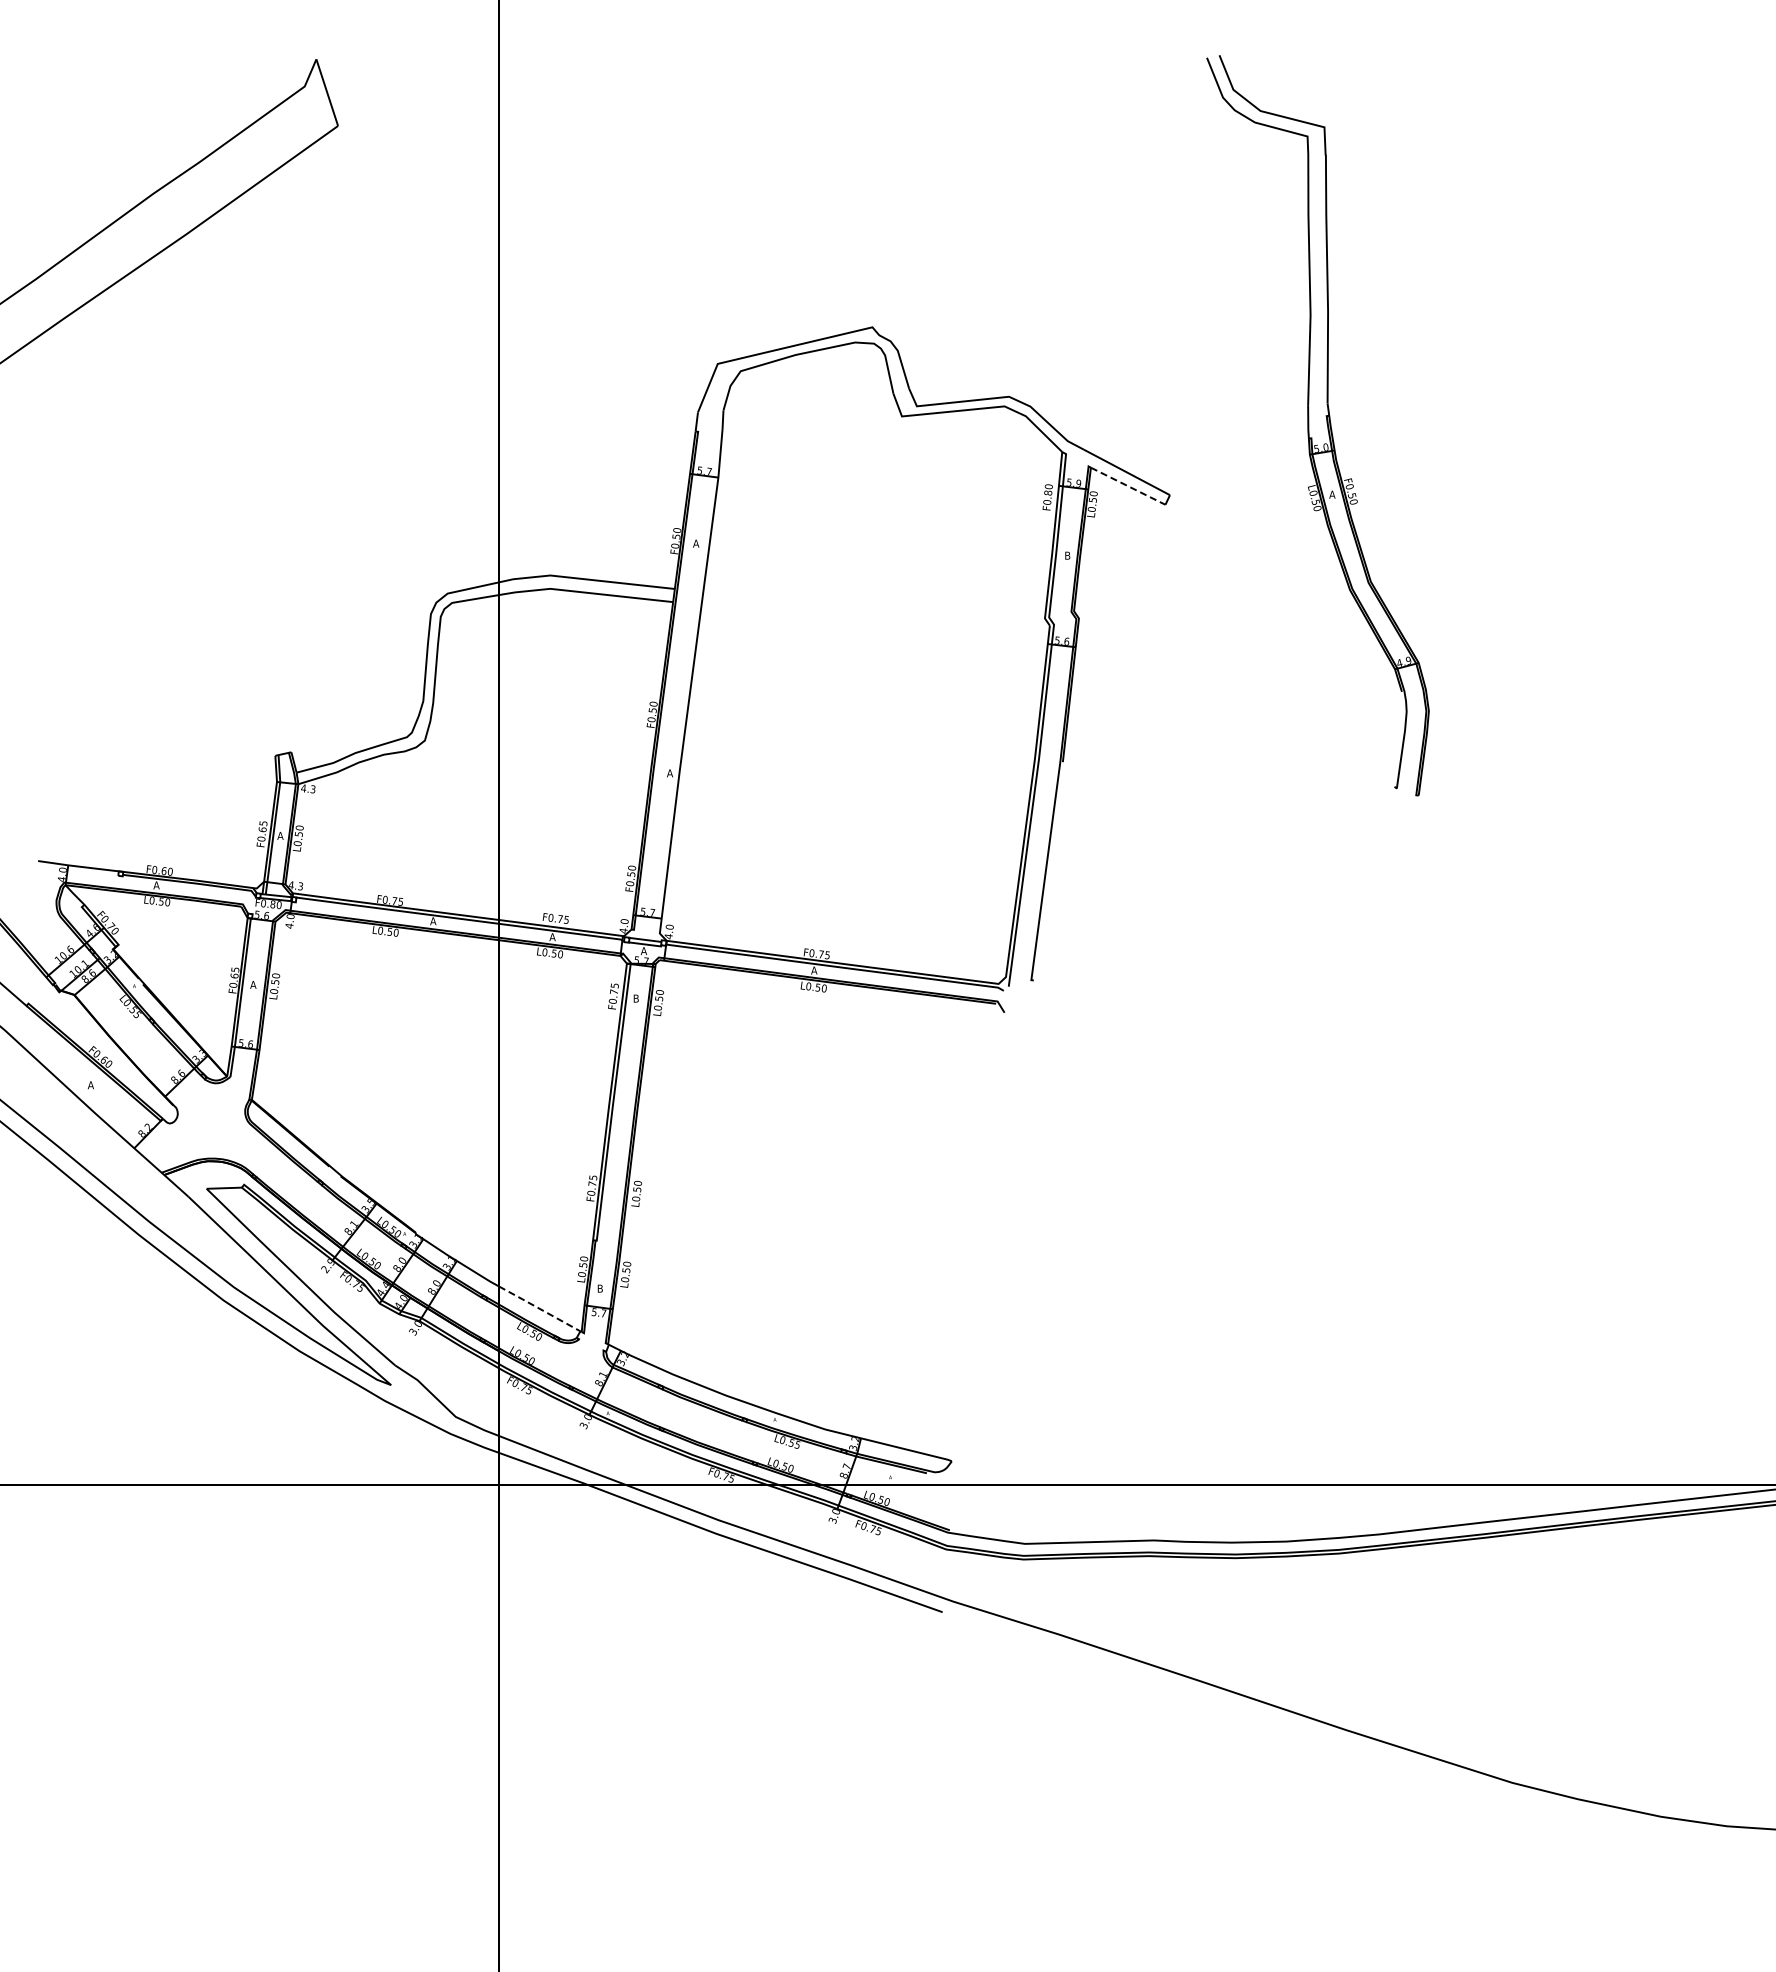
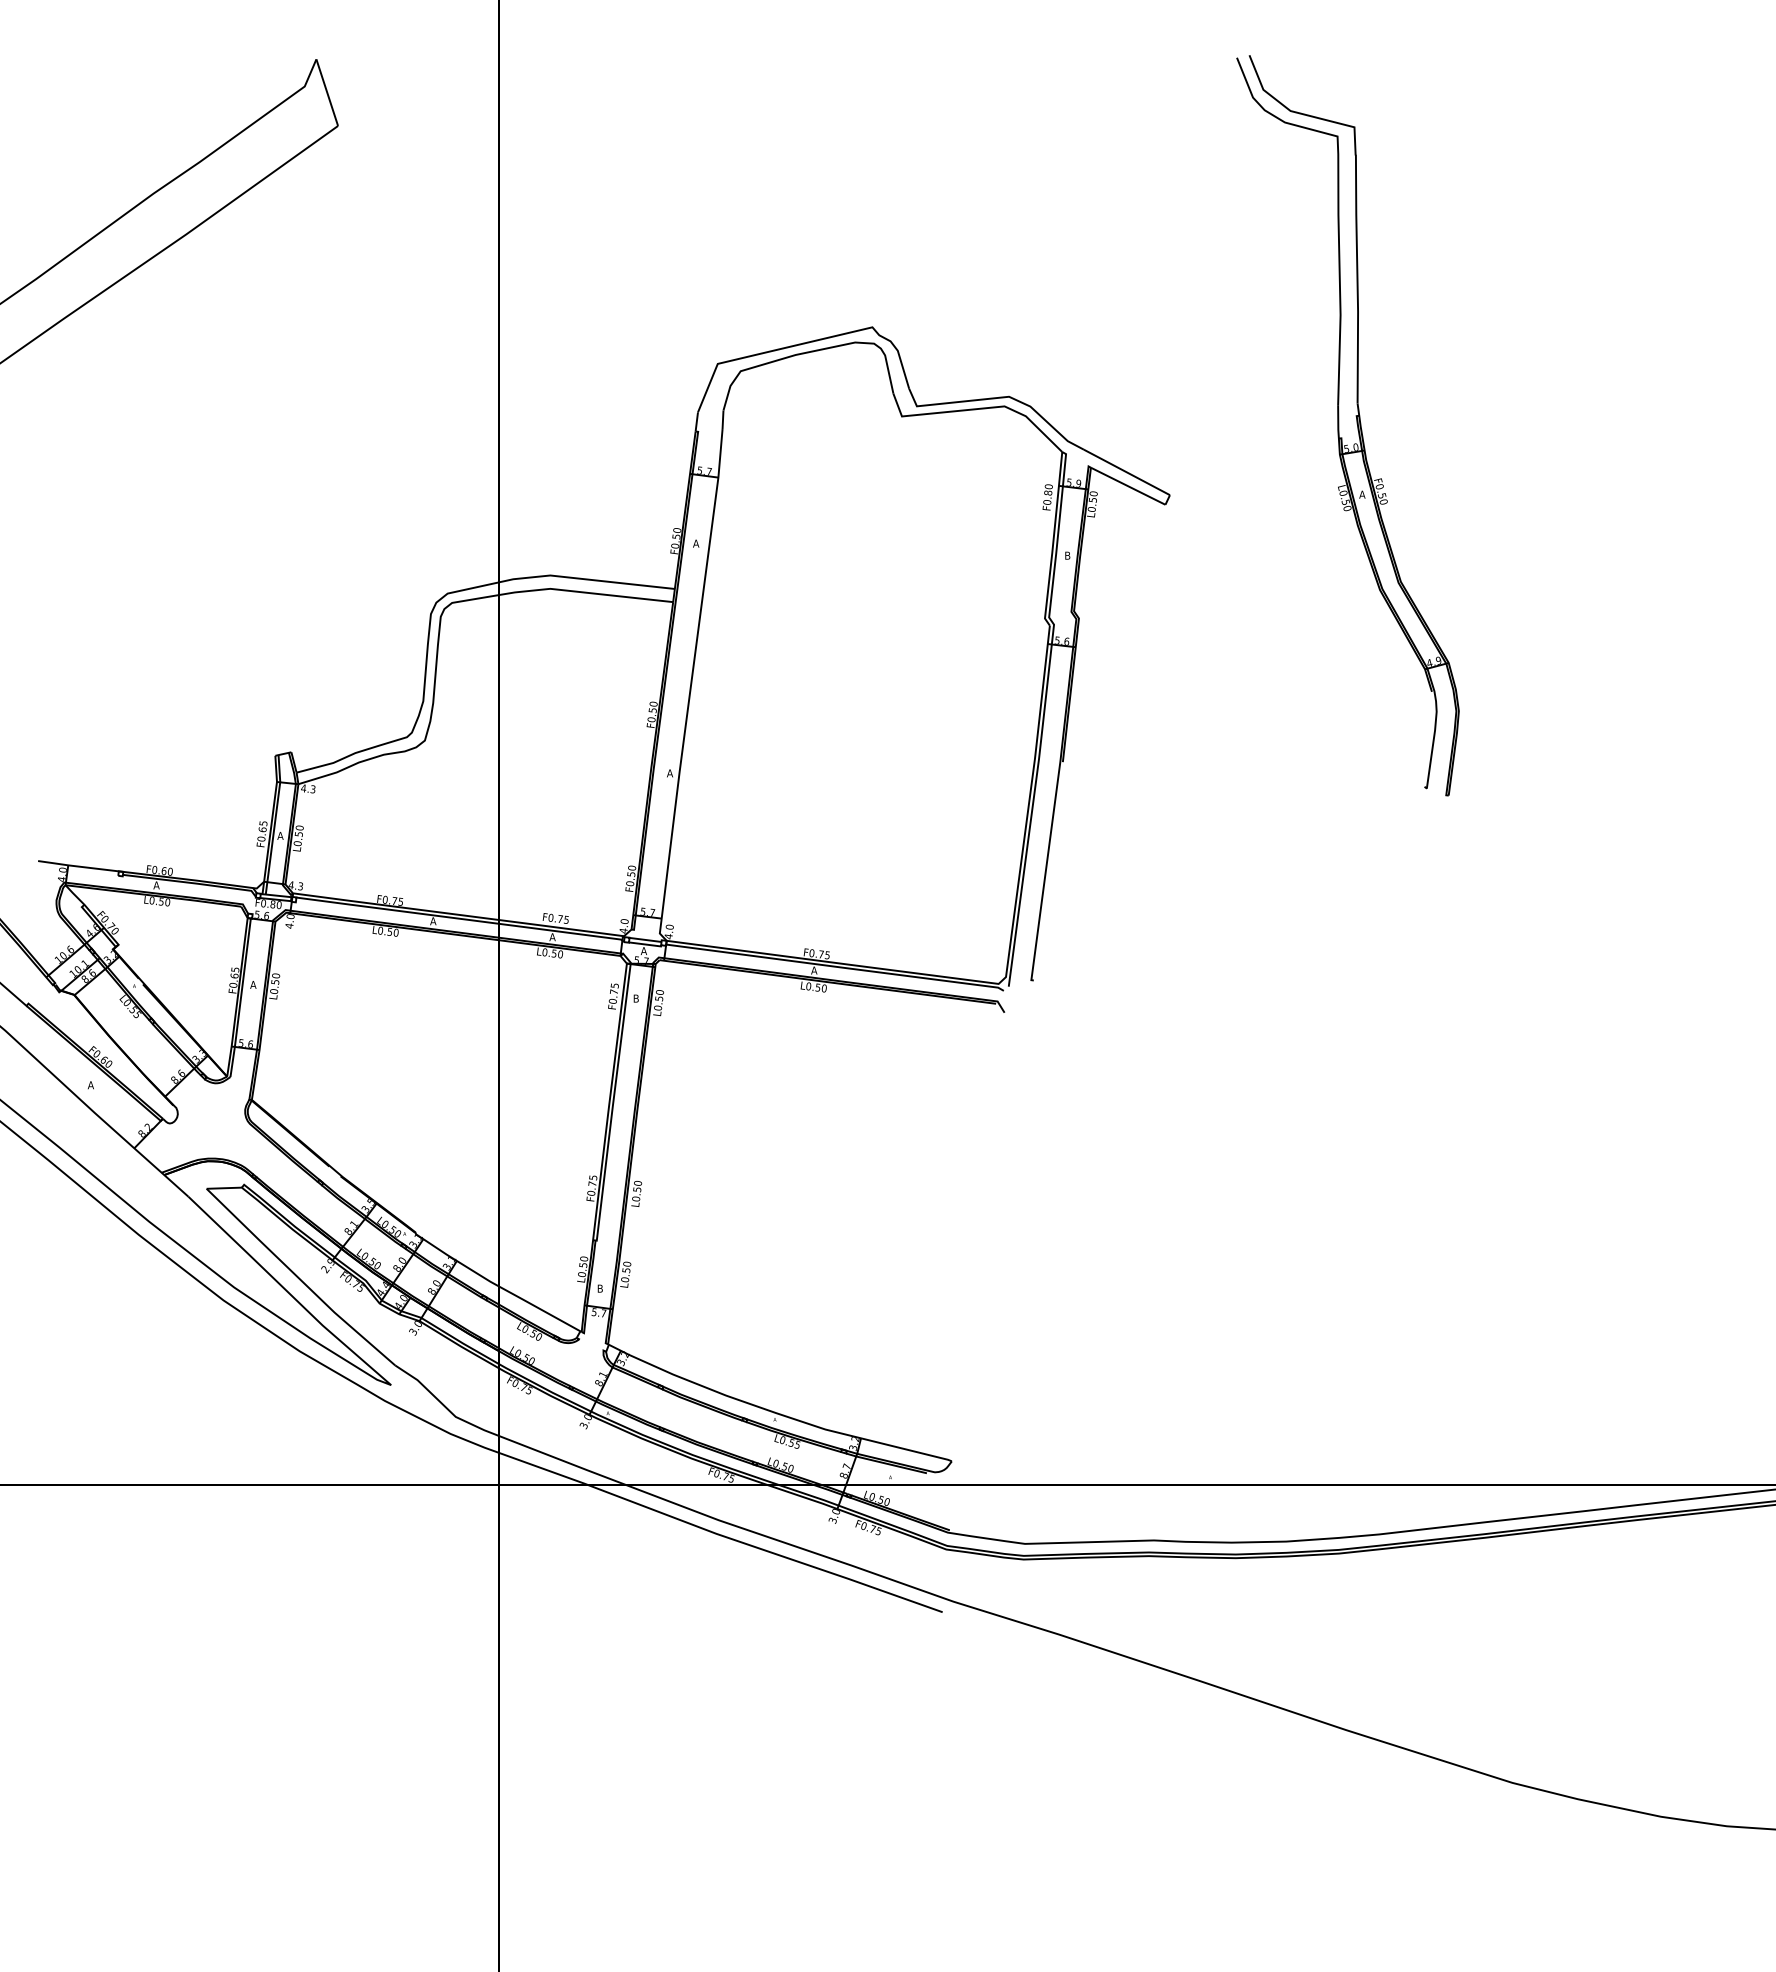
part position: (1309, 425) -> (1339, 425) (1339, 425)
line: dashed -> solid (1128, 486)
line: dashed -> solid (540, 1309)
